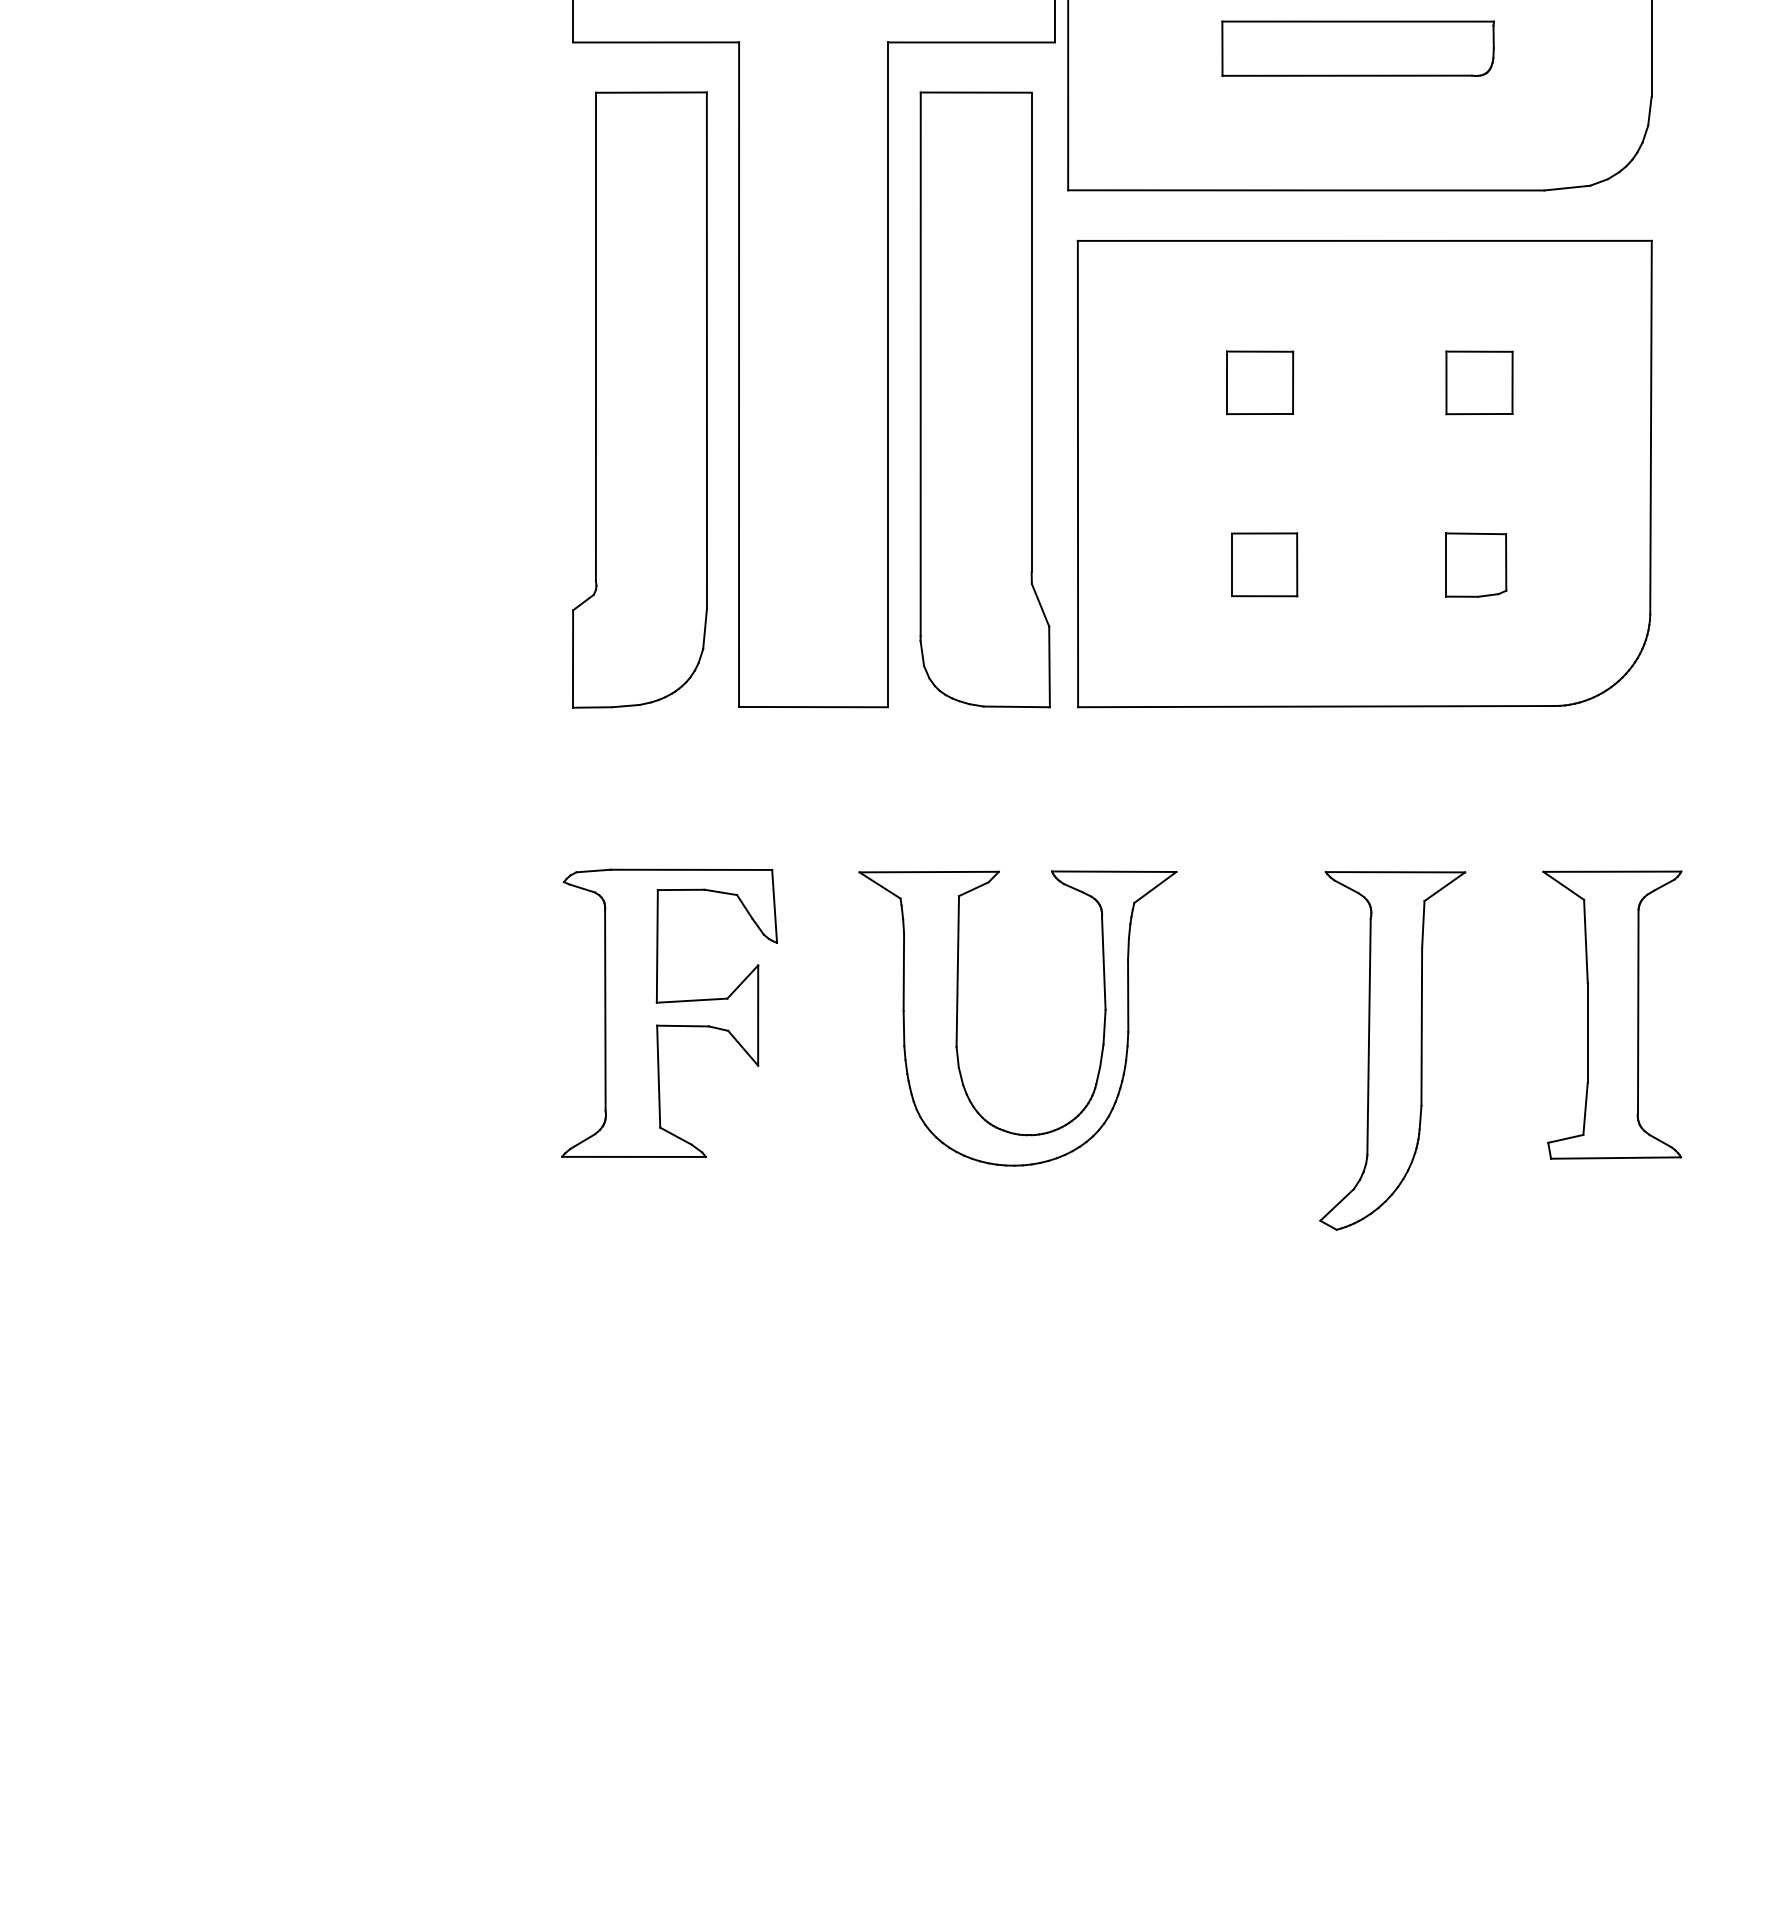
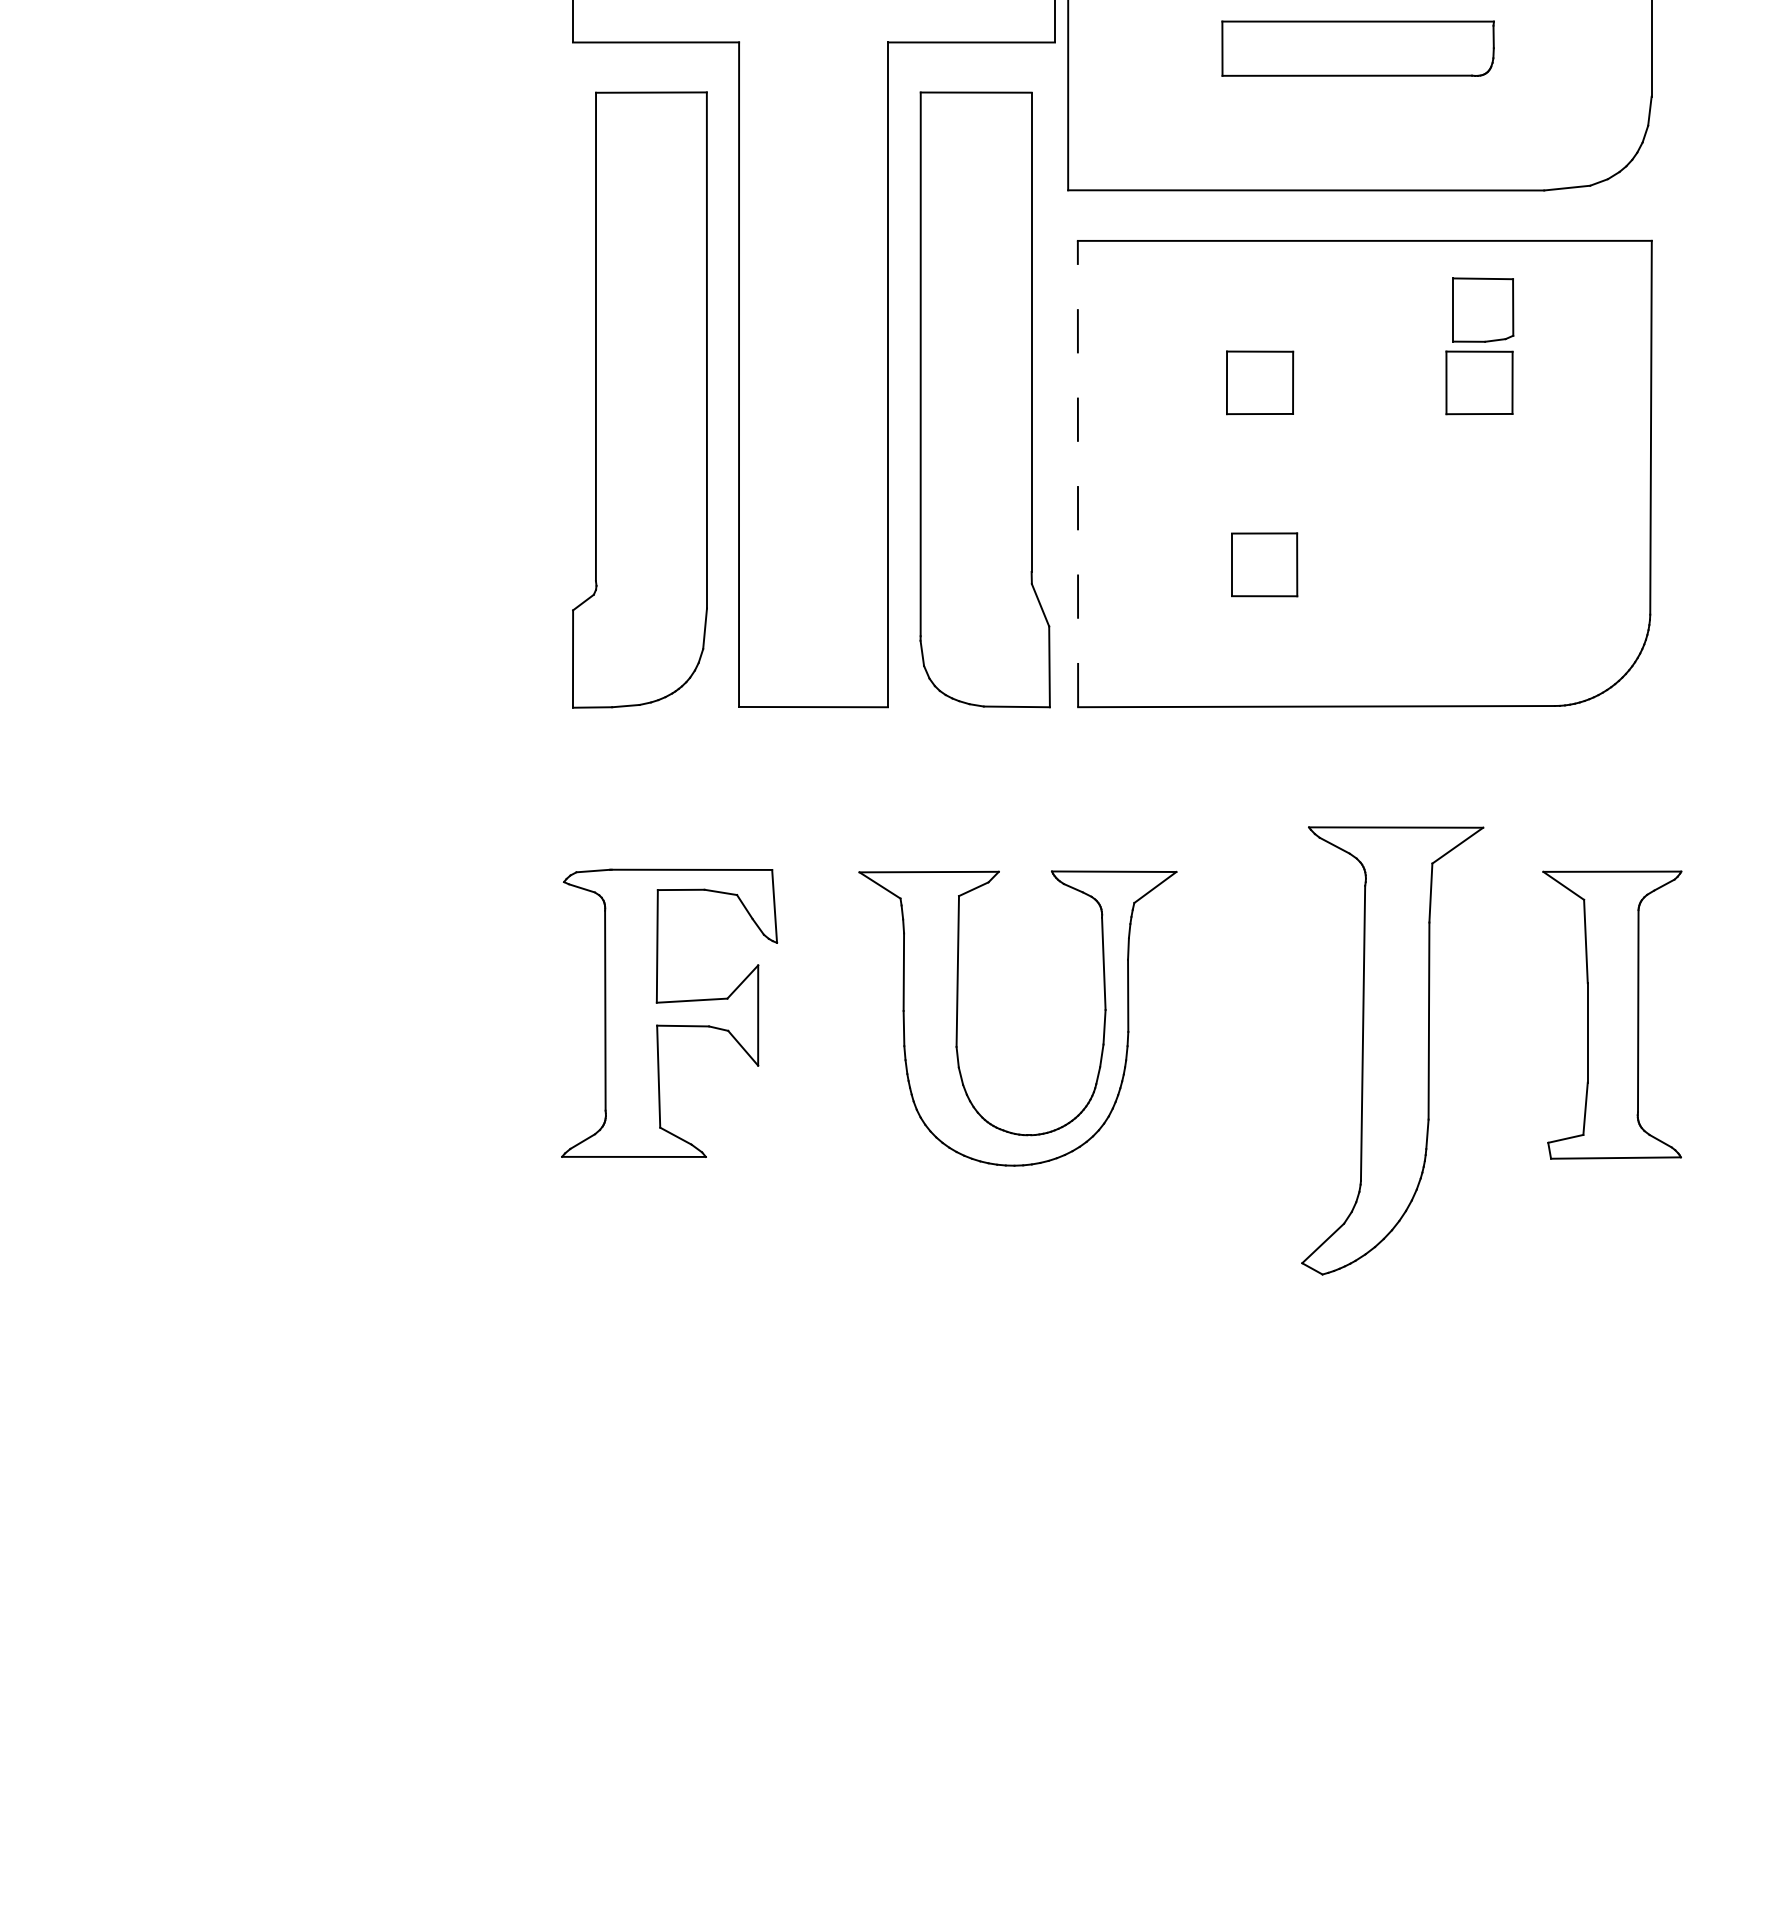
line: solid -> dashed (1077, 473)
part position: (1476, 564) -> (1483, 309) (1483, 309)
part size: 148x360 px -> 184x450 px (1392, 1050)
